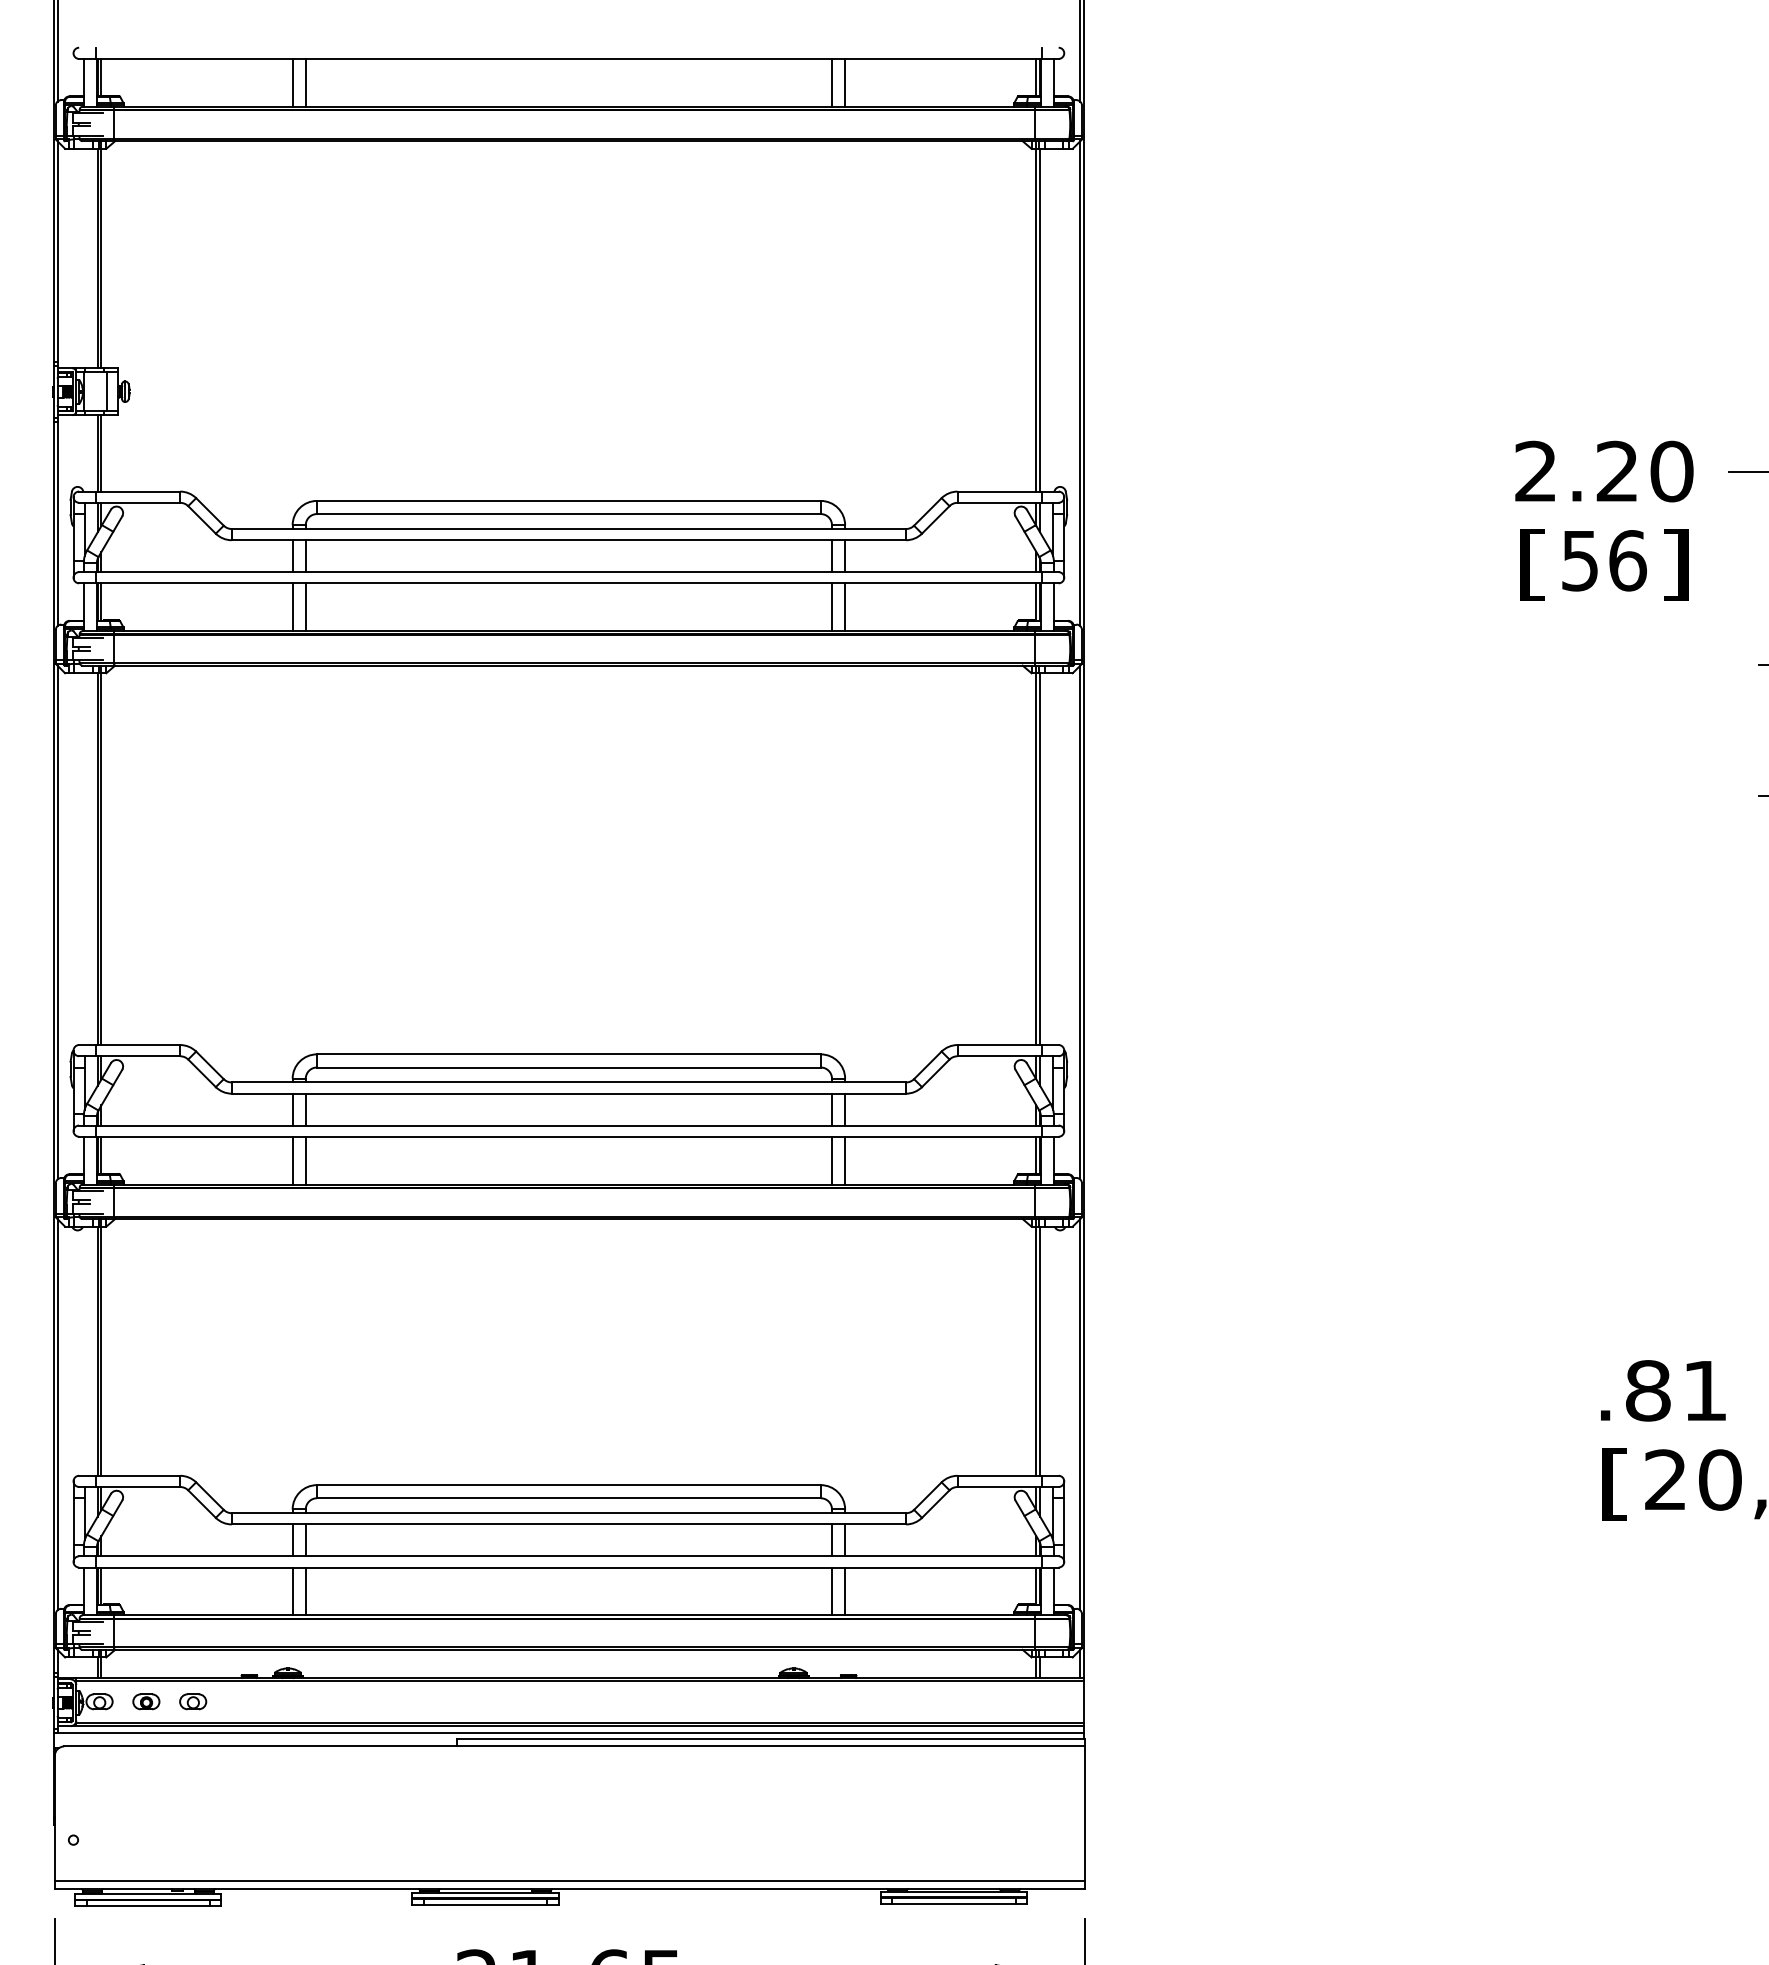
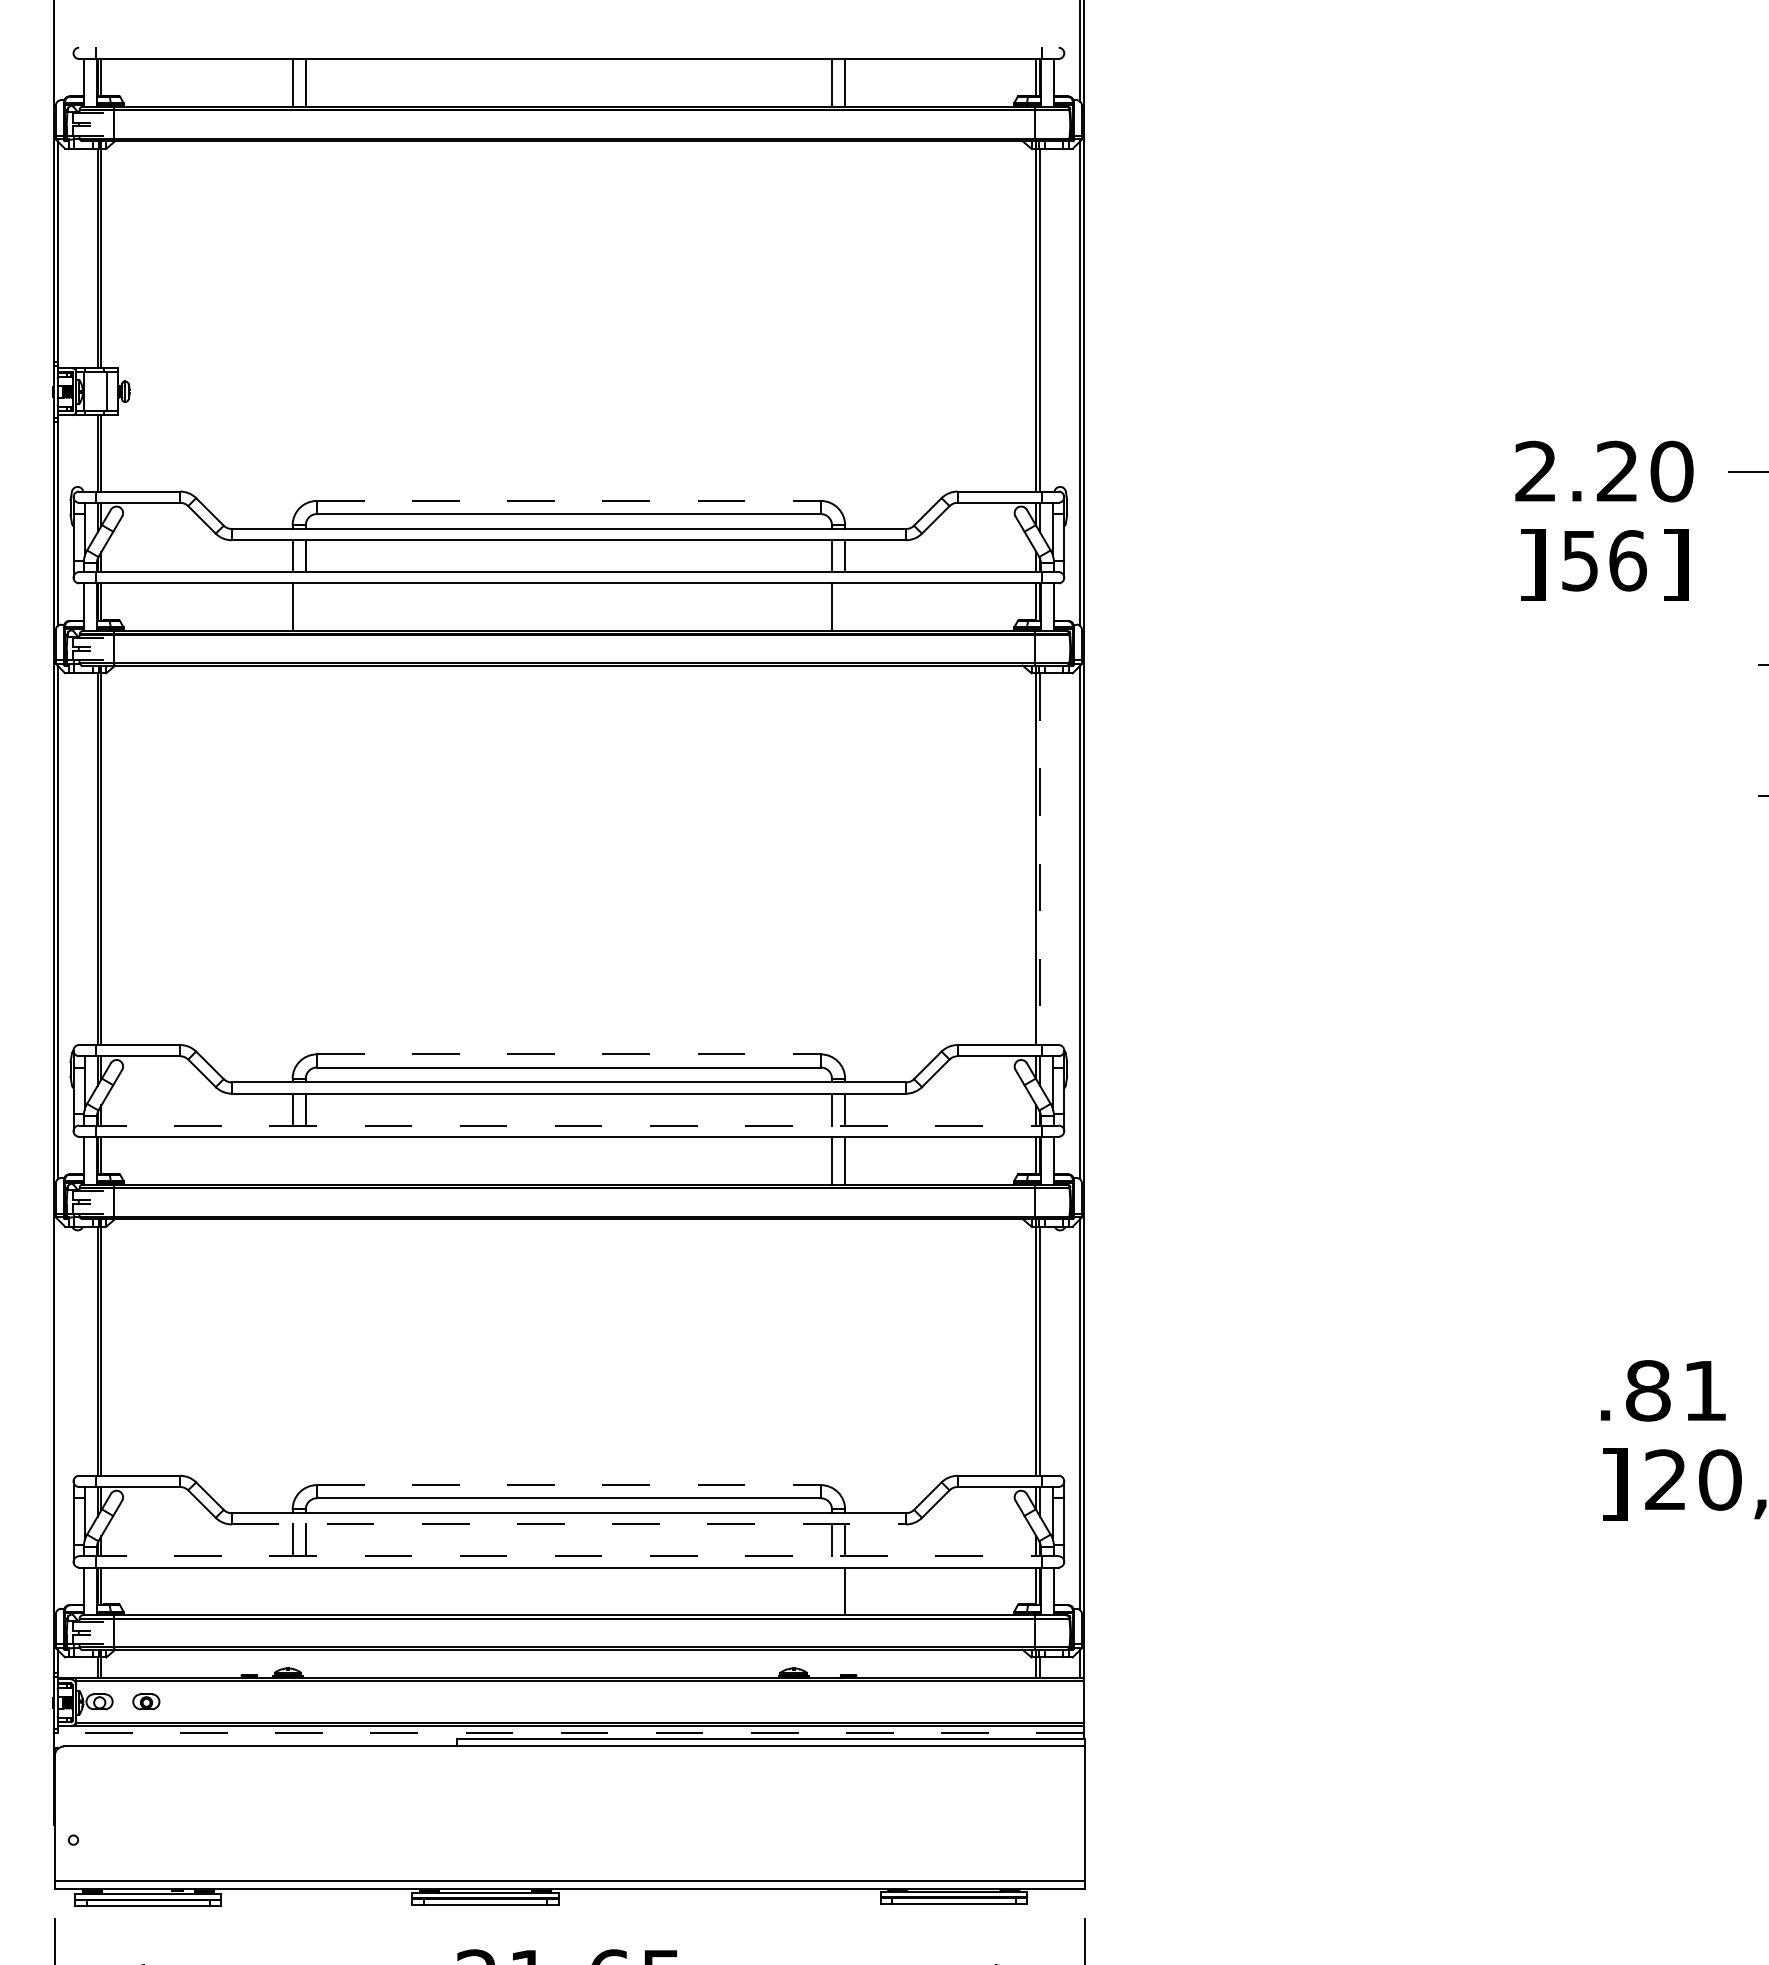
line: present -> none (57, 51)
line: solid -> dashed (568, 500)
text: [ -> ] (1532, 564)
line: present -> none (305, 607)
line: present -> none (845, 607)
line: solid -> dashed (1040, 859)
line: solid -> dashed (568, 1054)
line: solid -> dashed (568, 1125)
line: present -> none (292, 1160)
line: present -> none (305, 1160)
line: present -> none (57, 1414)
text: [ -> ] (1614, 1484)
line: solid -> dashed (568, 1485)
line: solid -> dashed (569, 1524)
line: solid -> dashed (568, 1556)
line: present -> none (292, 1591)
line: present -> none (305, 1591)
line: present -> none (832, 1591)
part: present -> none (193, 1701)
line: solid -> dashed (568, 1733)
